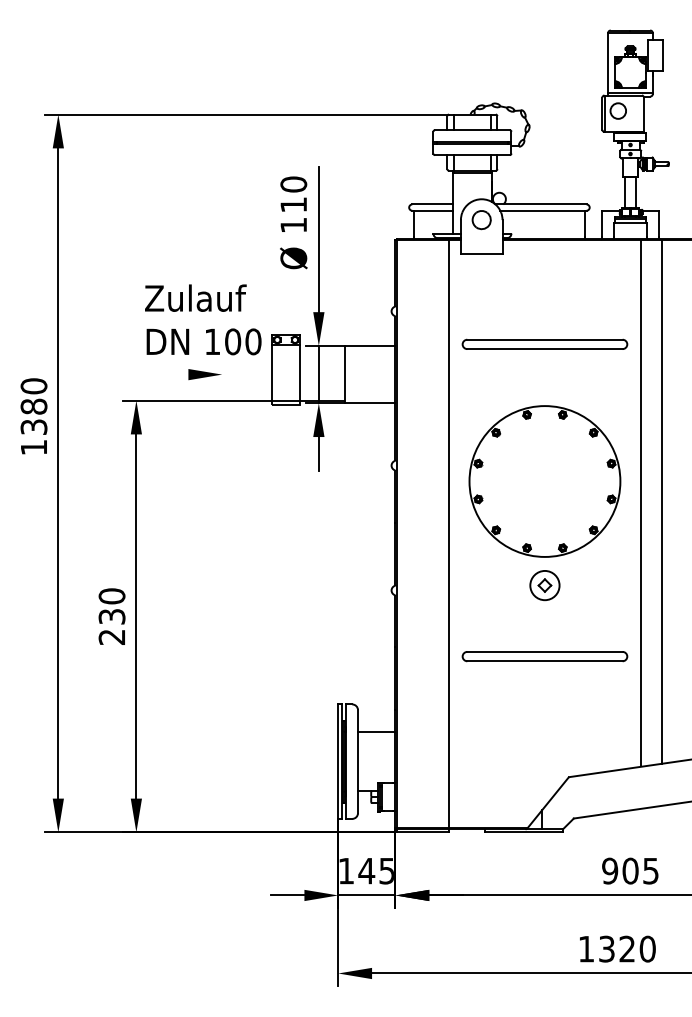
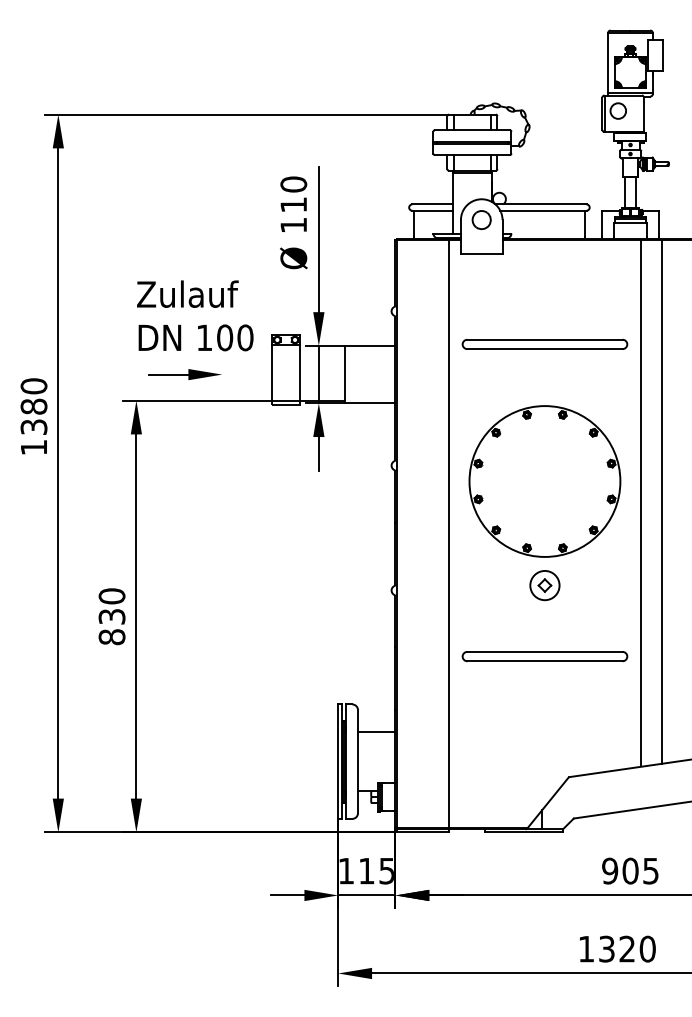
text position: (203, 319) -> (195, 315) (195, 315)
line: none -> present (168, 374)
text: 230 -> 830 (111, 637)
text: 145 -> 115 (366, 871)
